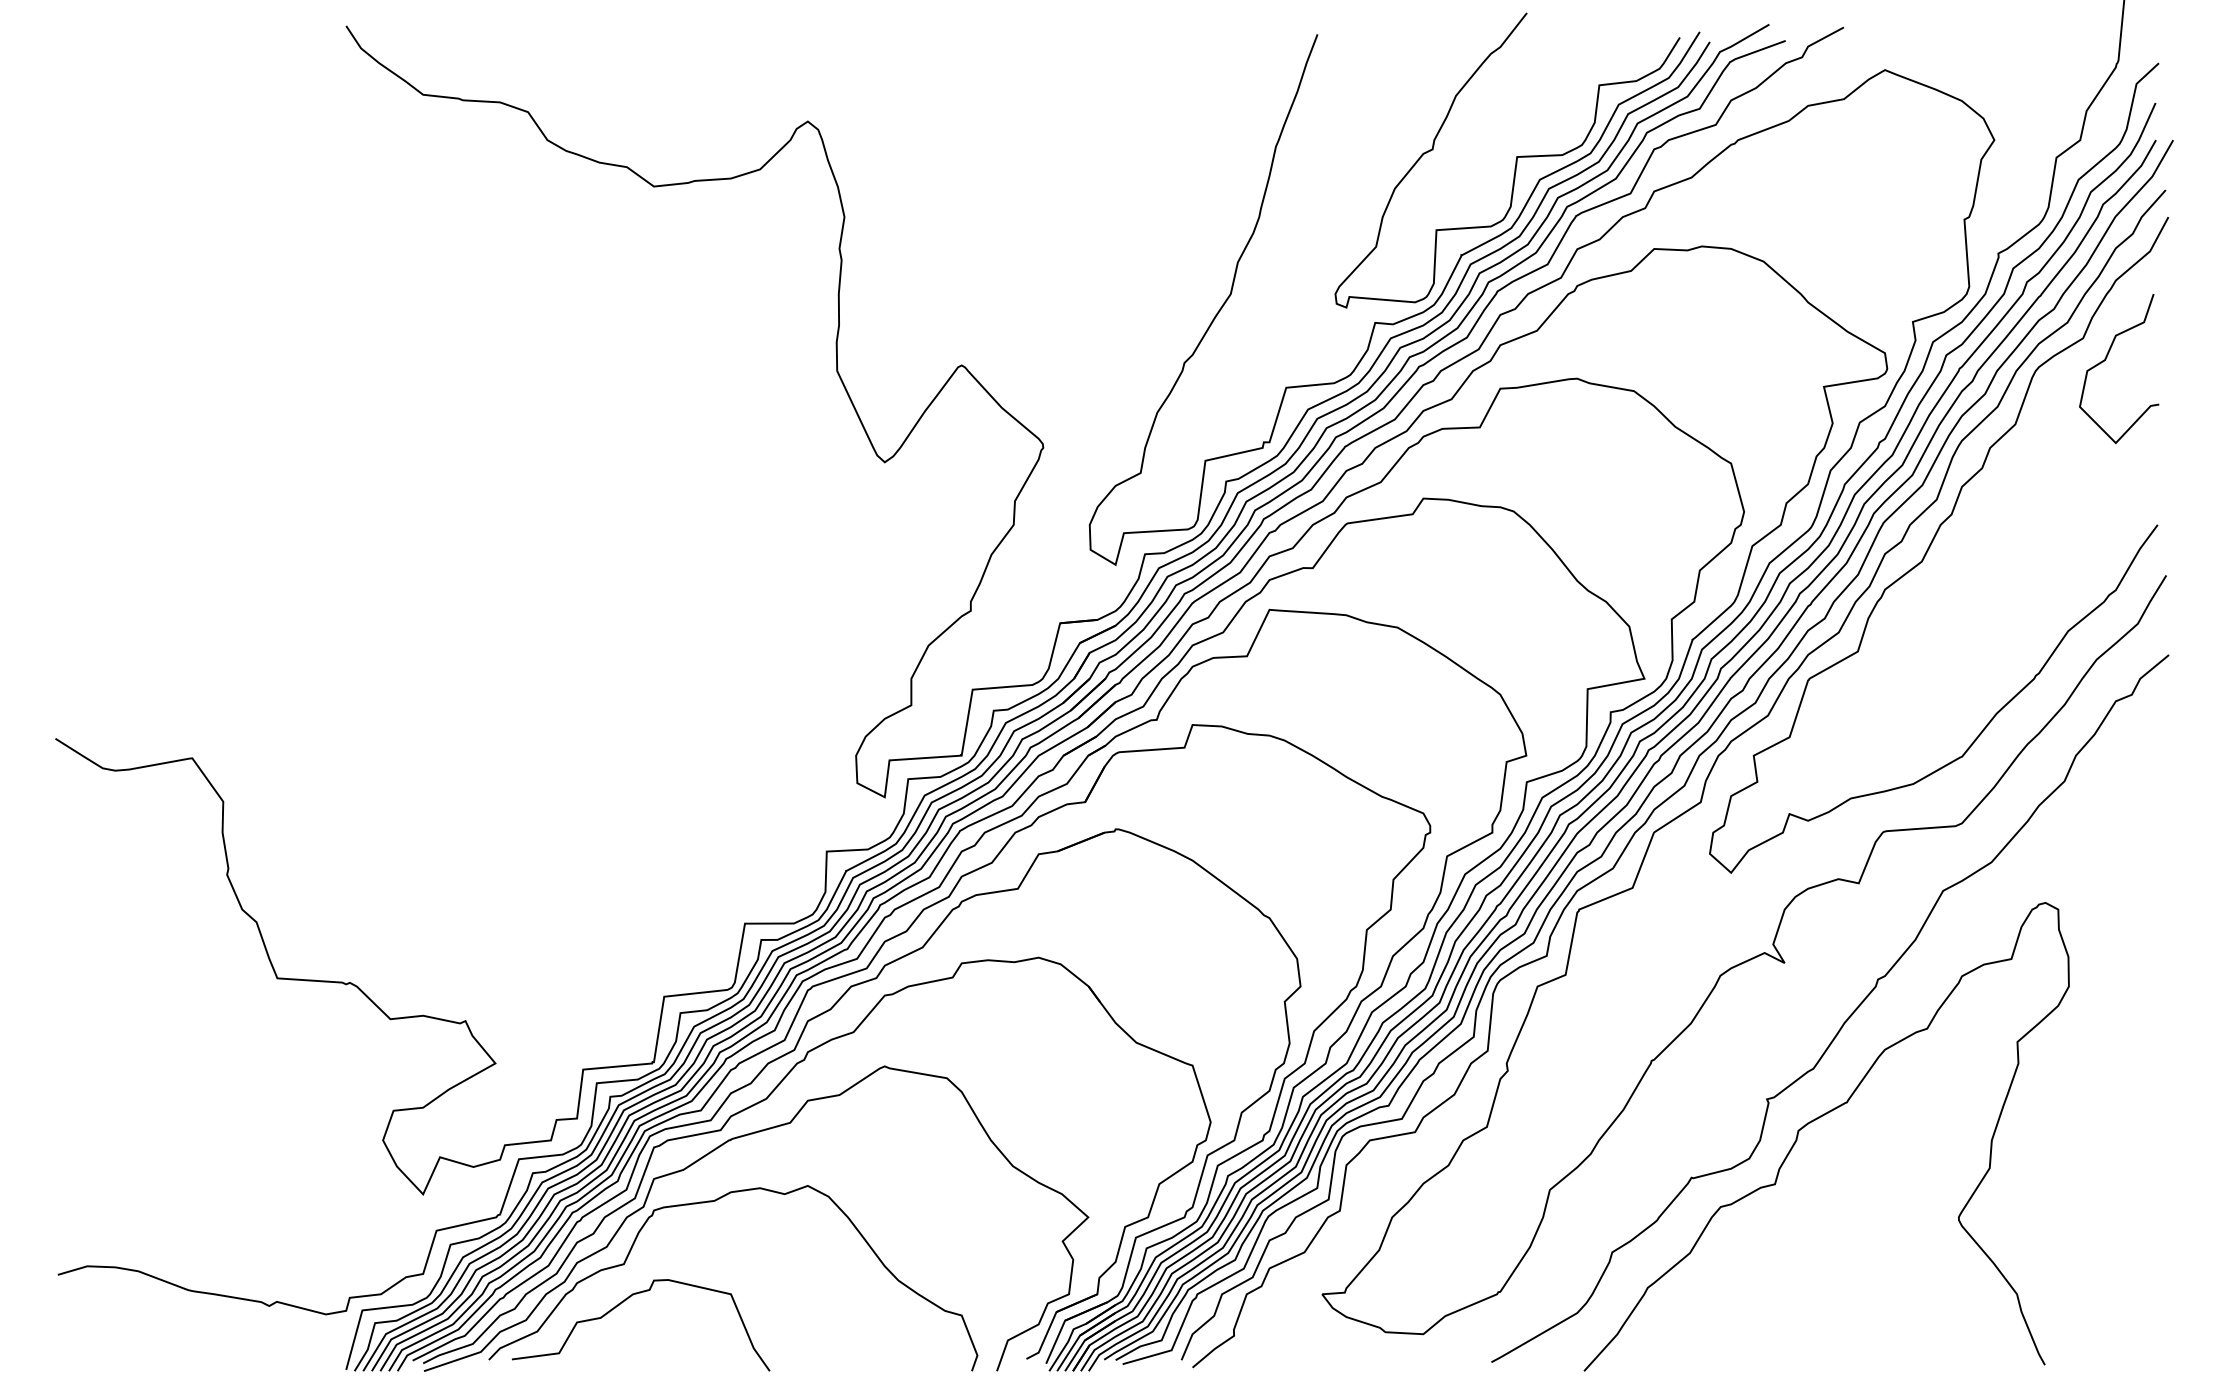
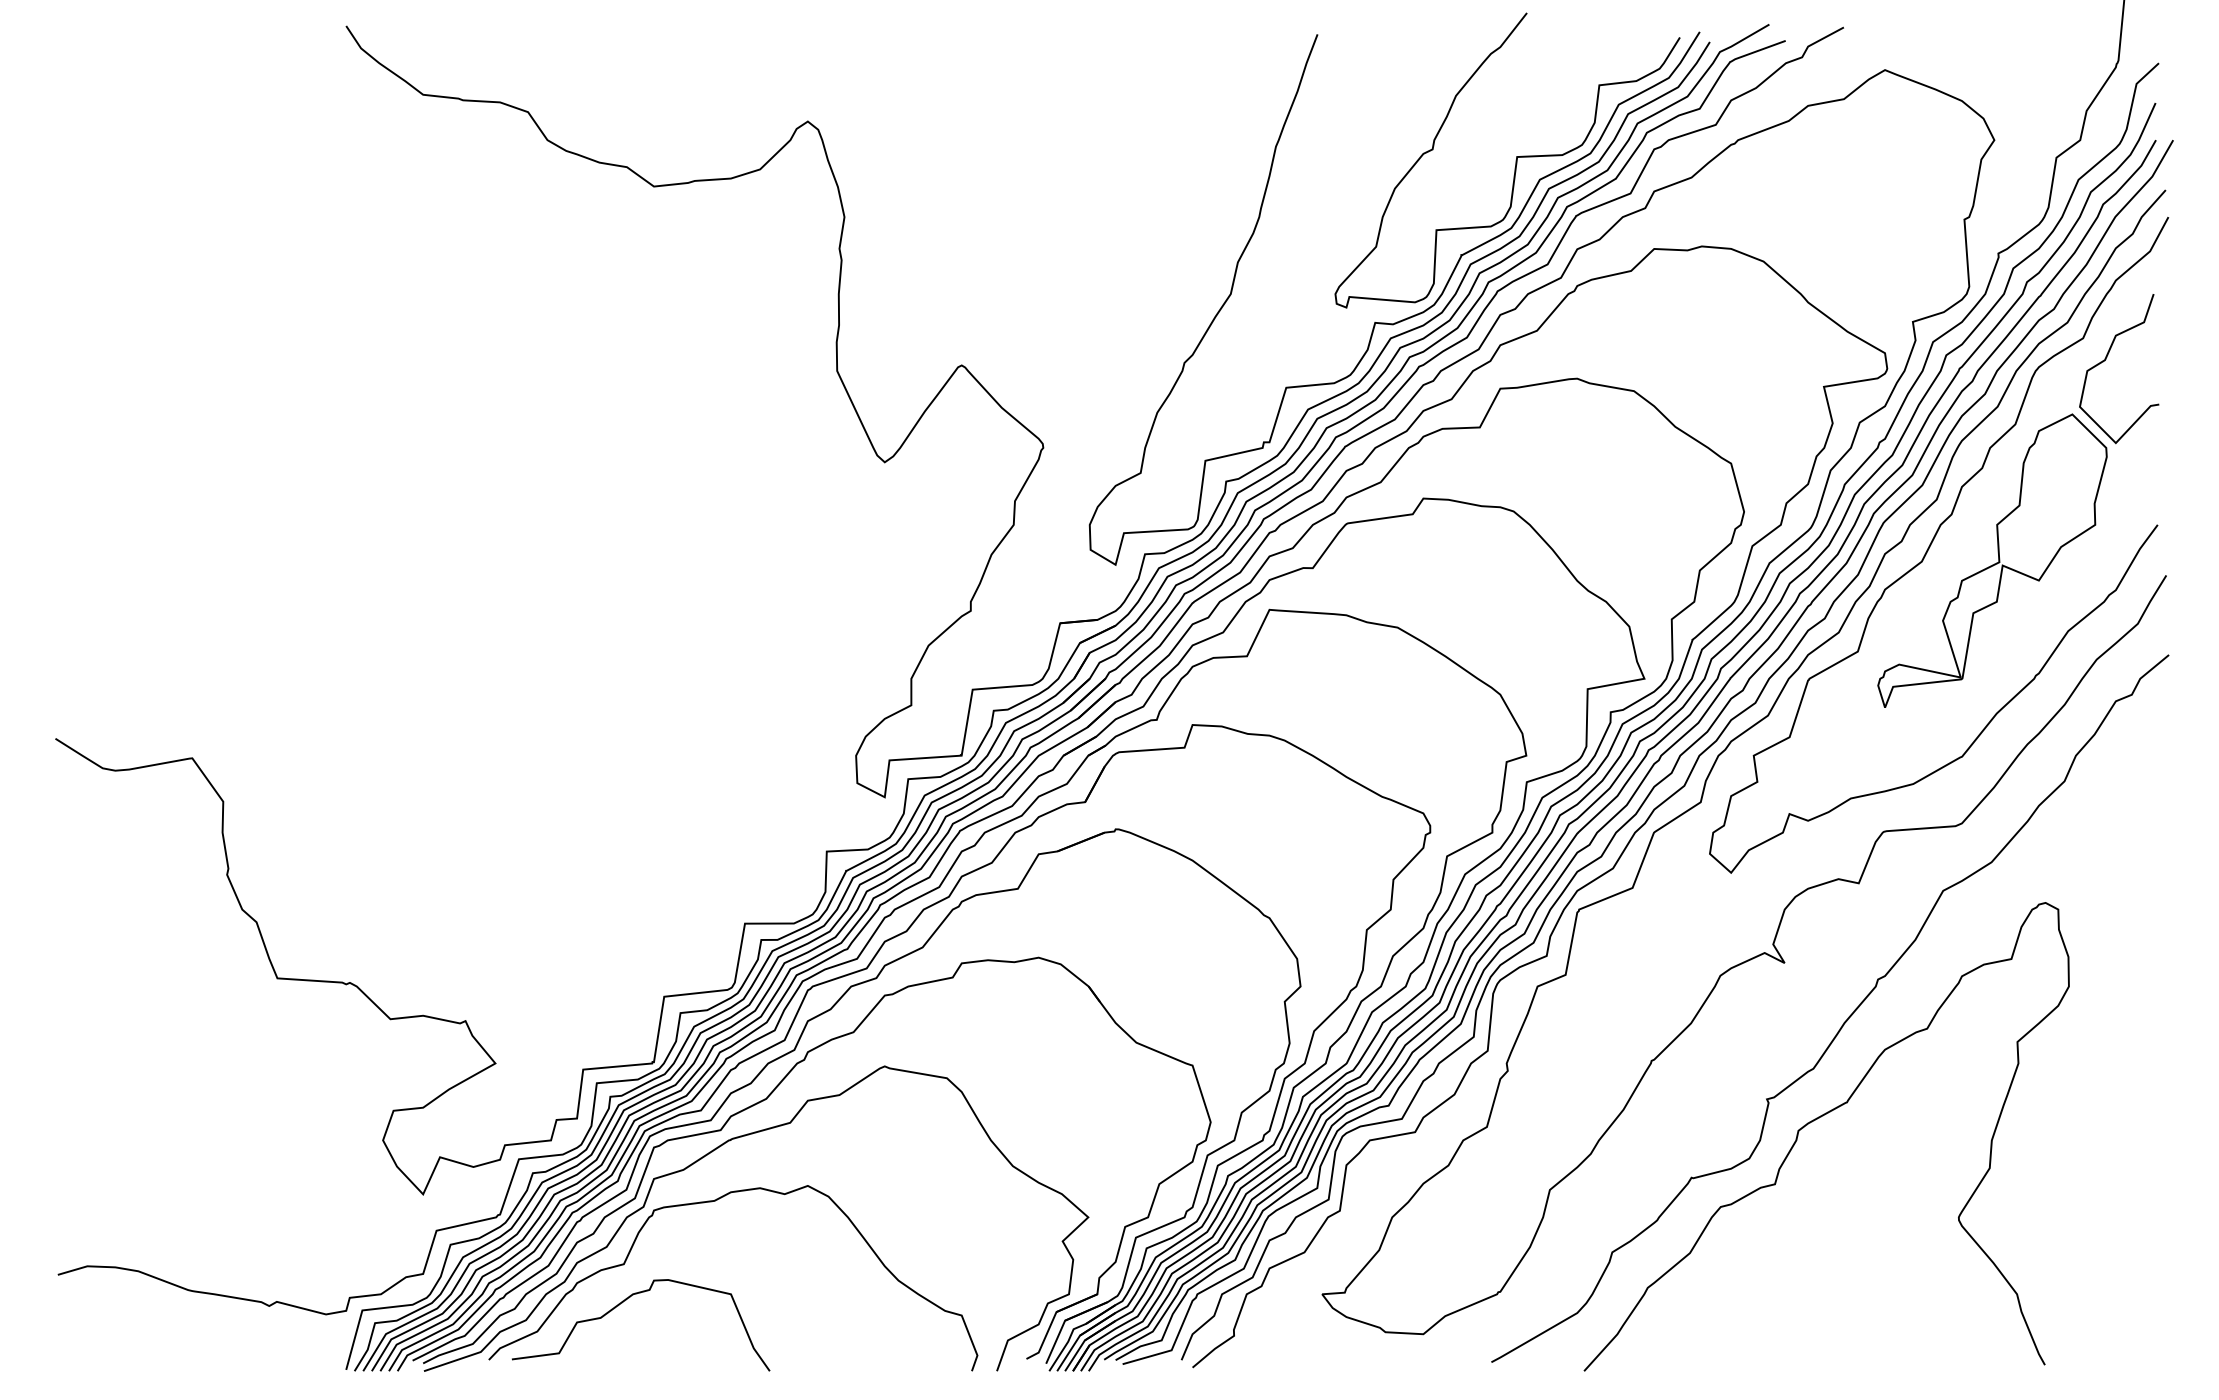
part: none -> present (1992, 560)
